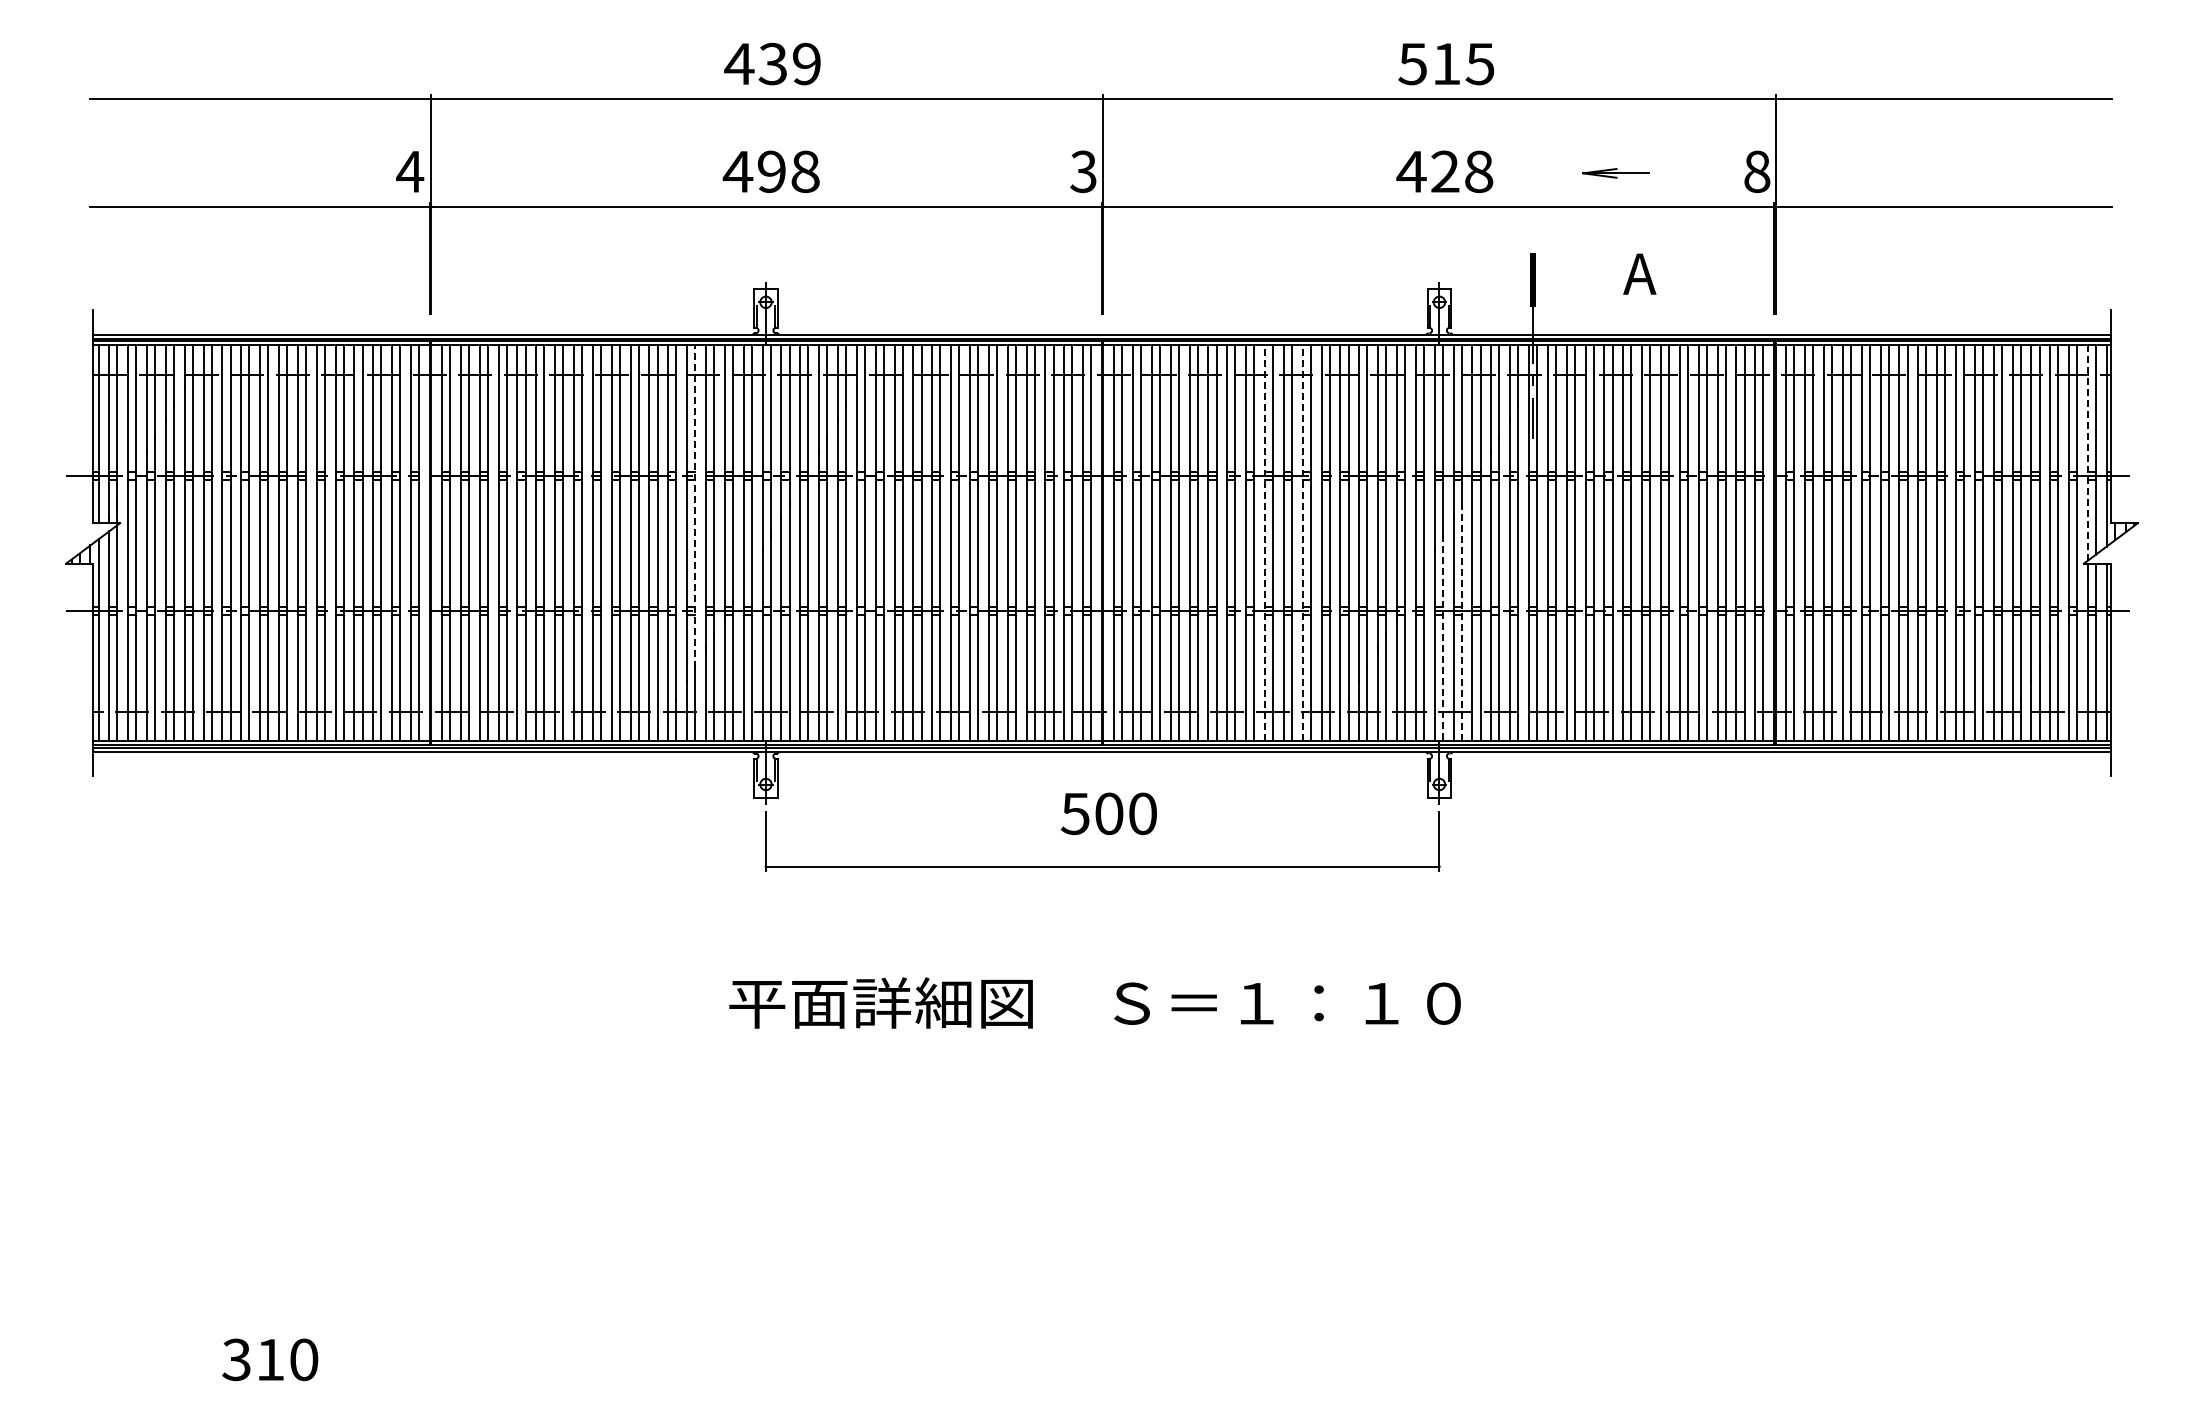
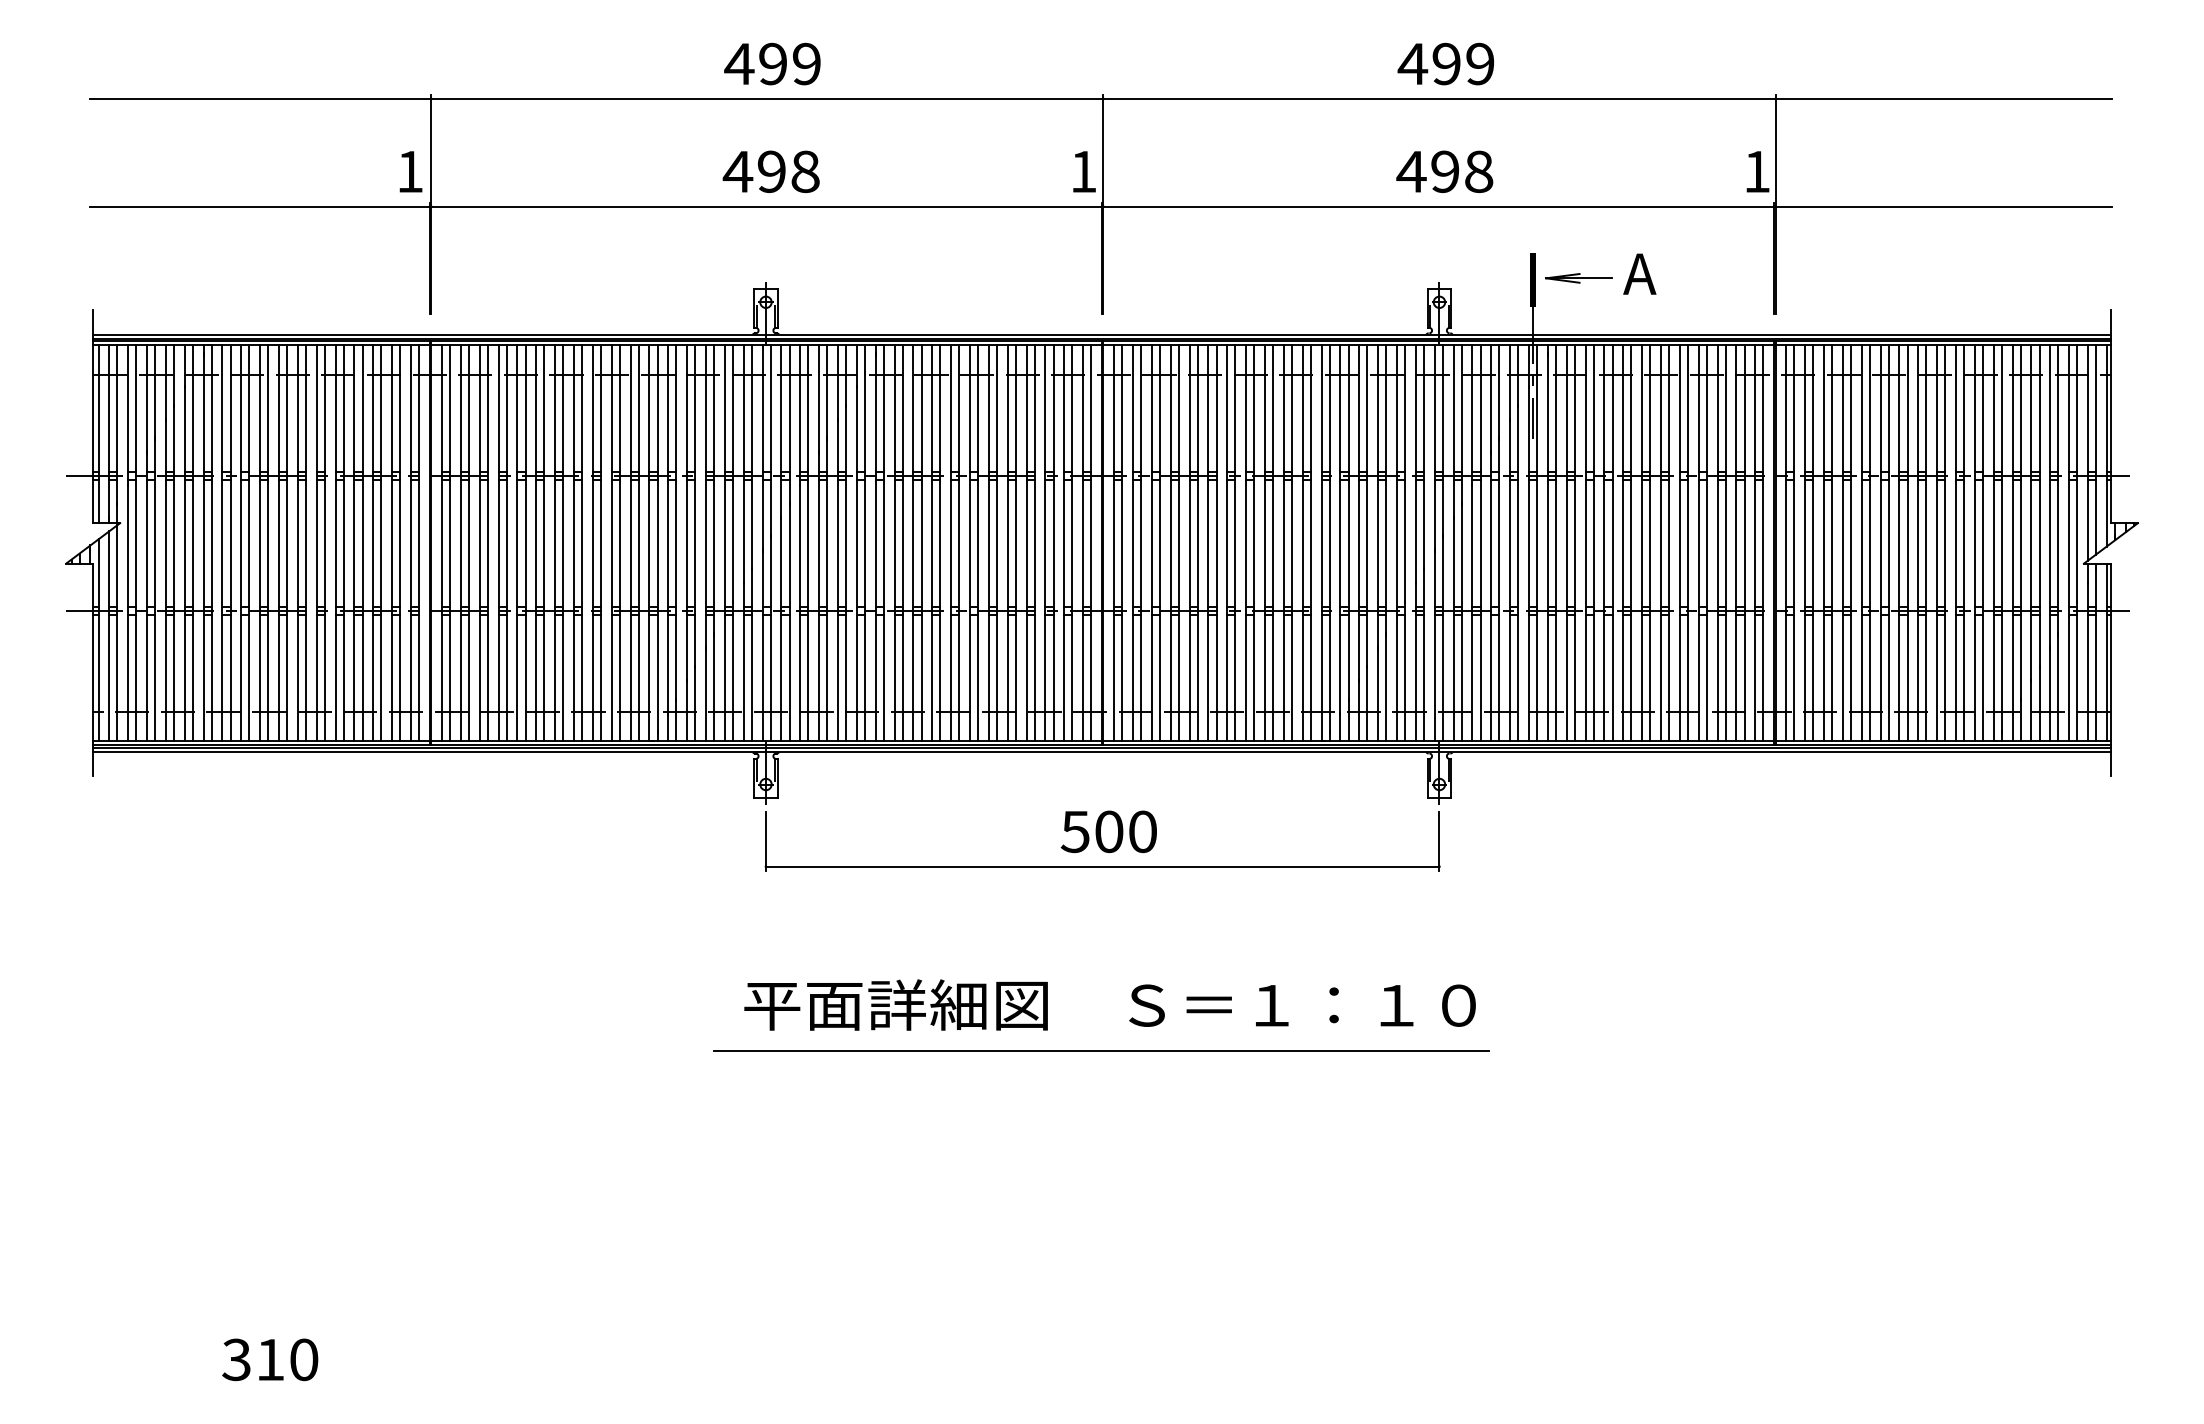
text: 515 -> 499 (1445, 63)
text: 439 -> 499 (772, 64)
text: 4 -> 1 (410, 171)
text: 3 -> 1 (1083, 171)
text: 8 -> 1 (1757, 171)
text: 428 -> 498 (1445, 172)
part position: (1615, 173) -> (1578, 278) (1578, 278)
line: dashed -> solid (2088, 453)
line: dashed -> solid (695, 506)
line: dashed -> solid (1265, 542)
line: dashed -> solid (1302, 542)
line: dashed -> solid (1461, 622)
line: dashed -> solid (1442, 638)
text position: (1108, 813) -> (1108, 831) (1108, 831)
text position: (1094, 1002) -> (1109, 1004) (1109, 1004)
line: none -> present (1101, 1050)
